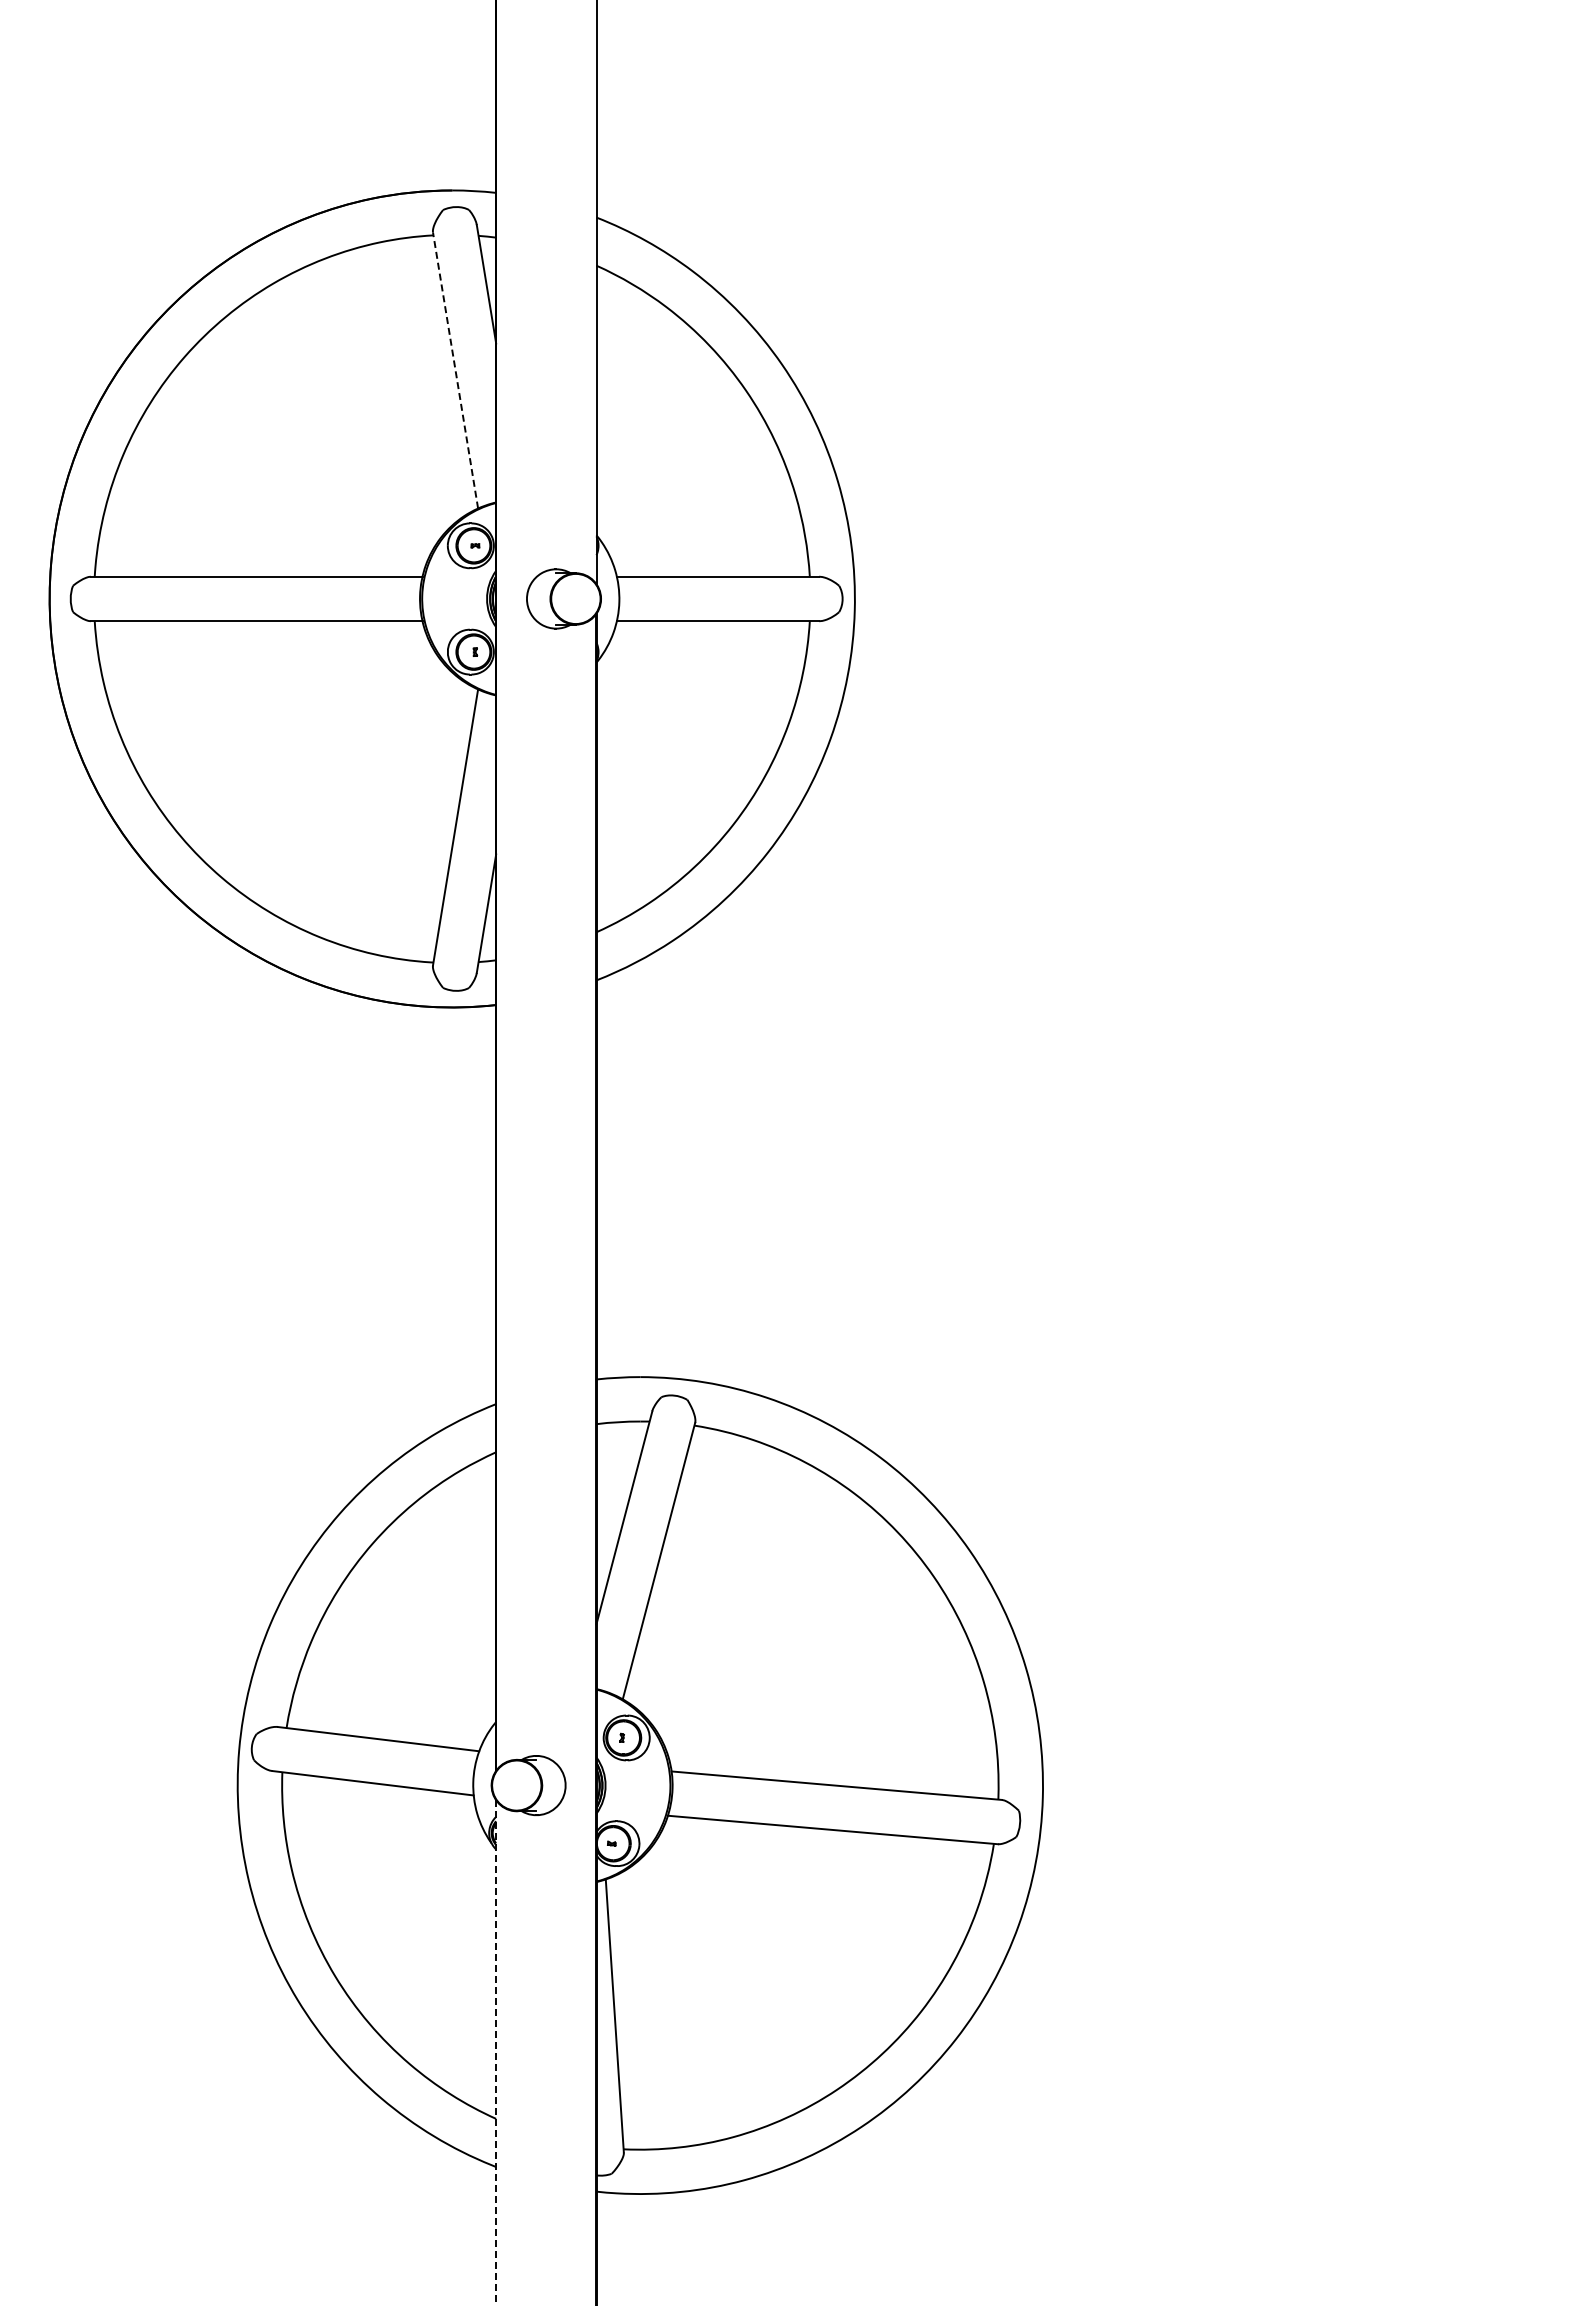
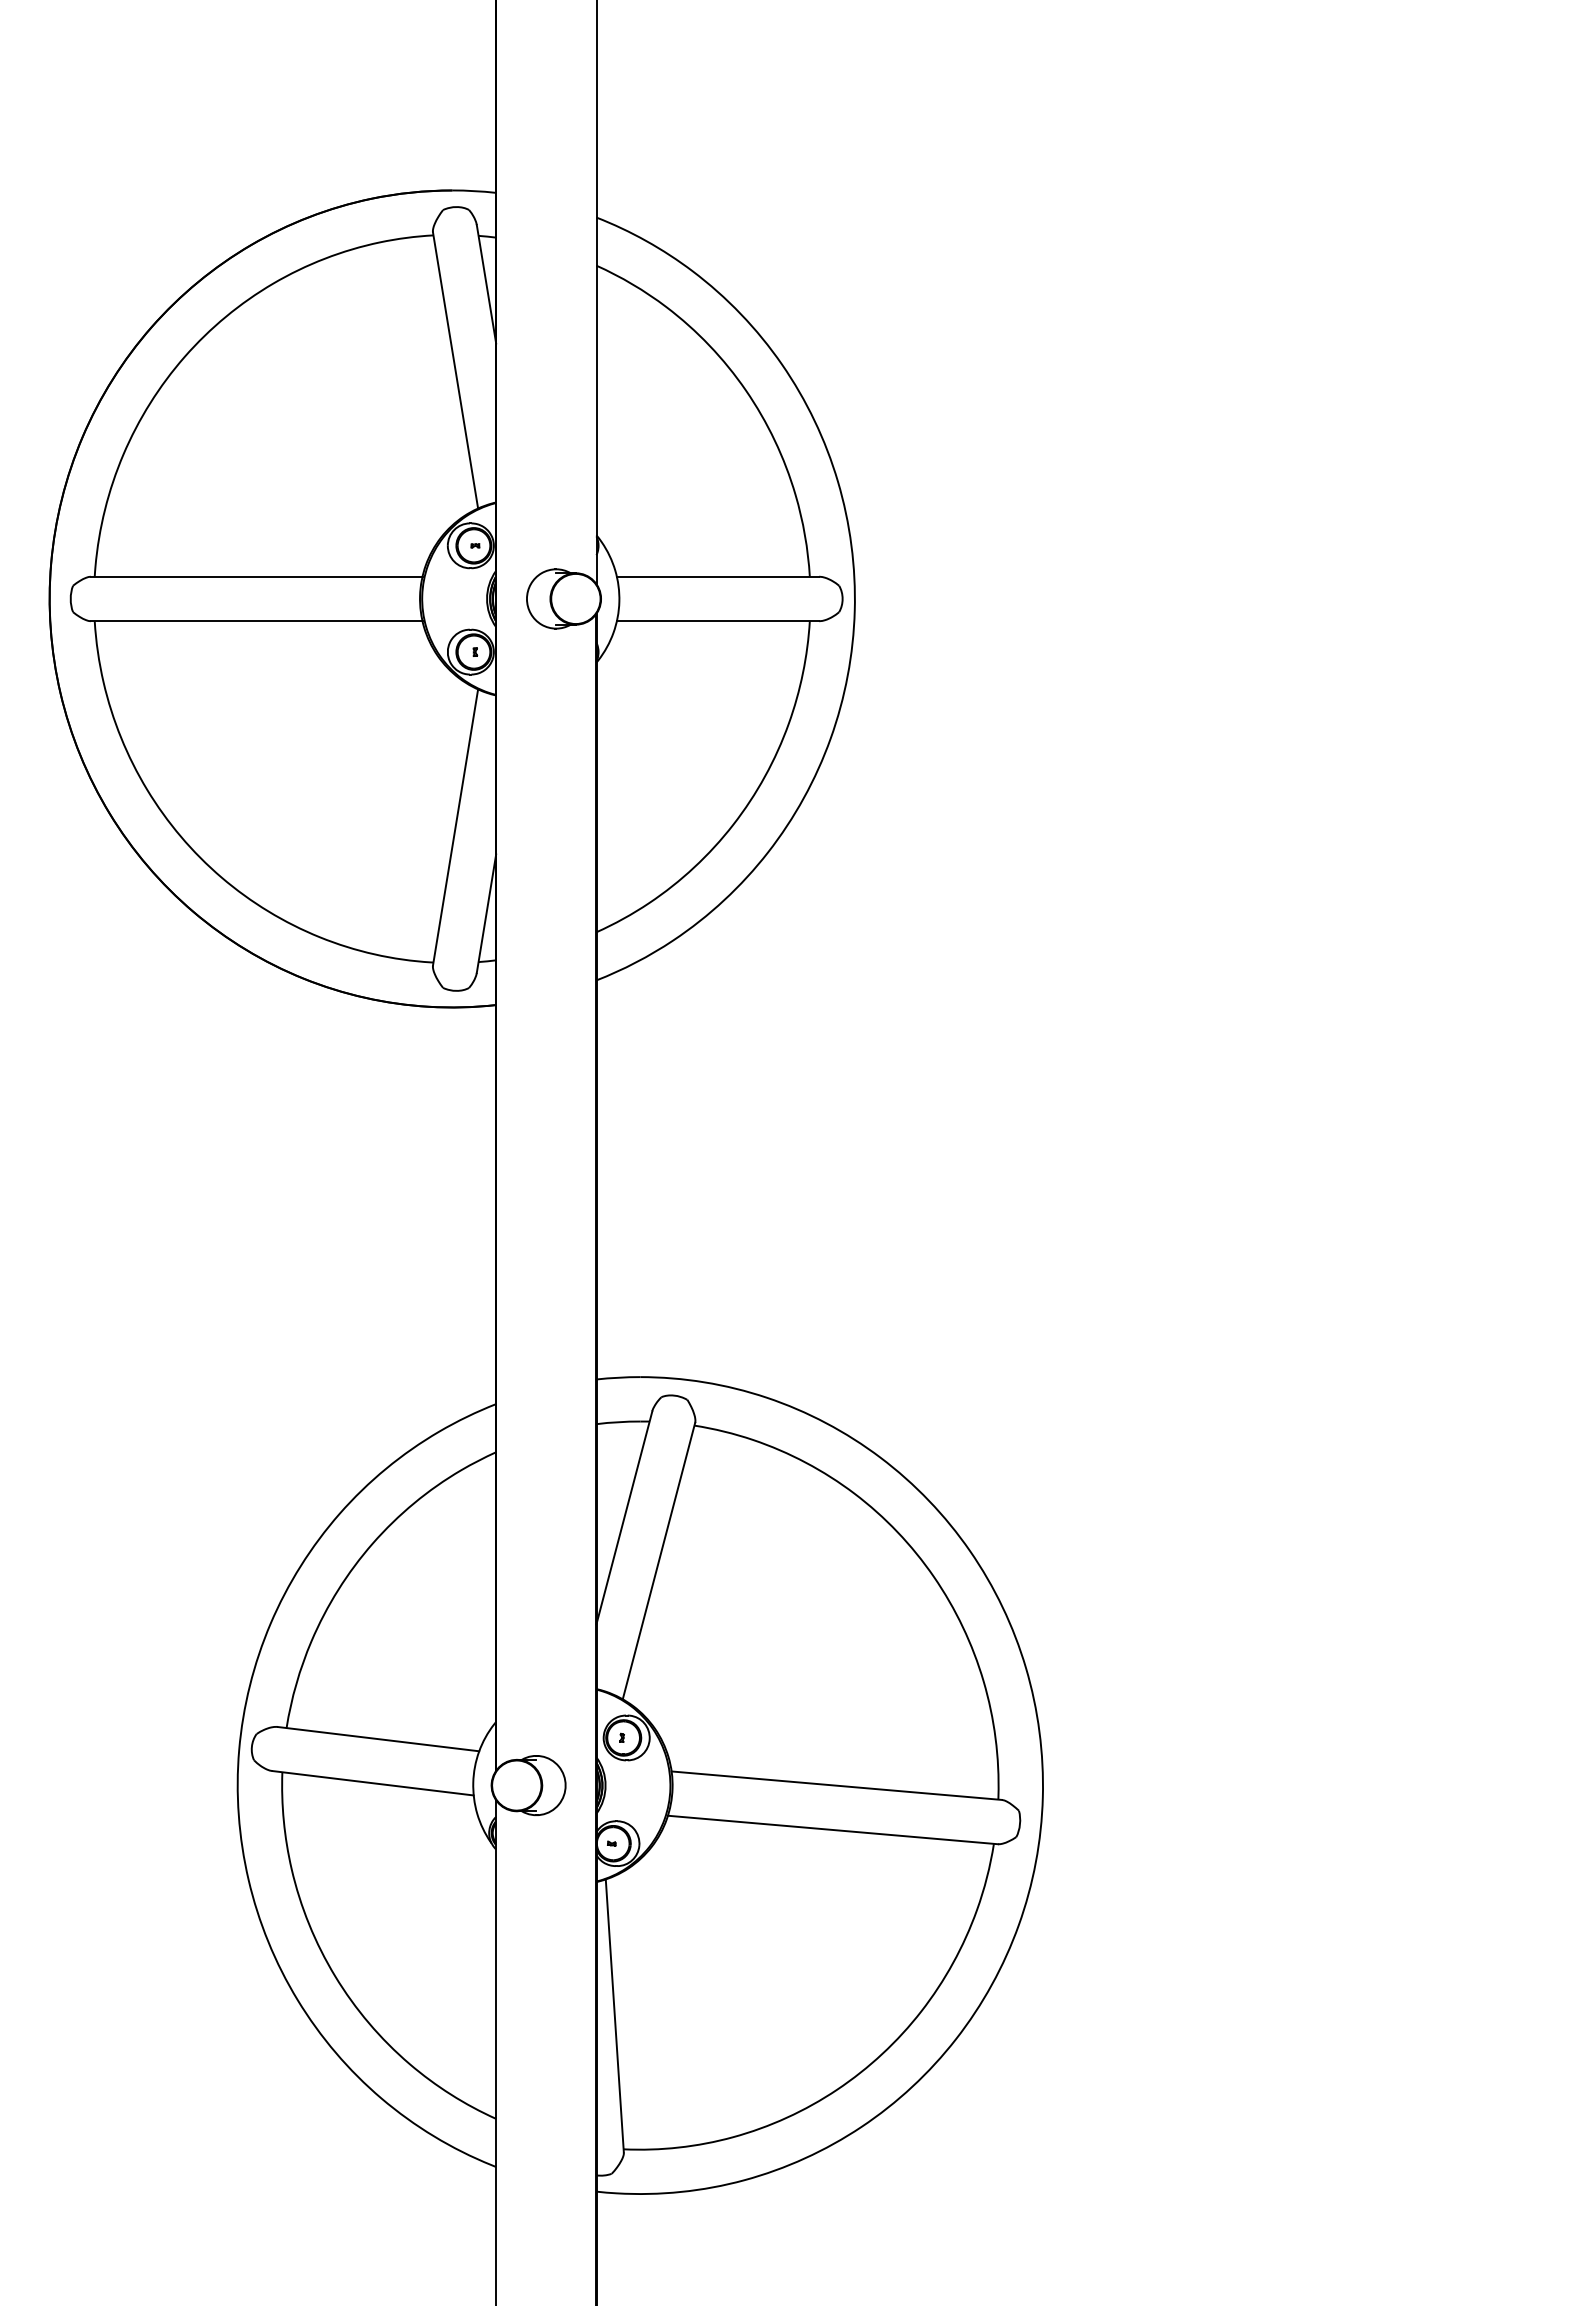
line: dashed -> solid (455, 370)
line: dashed -> solid (496, 2053)
